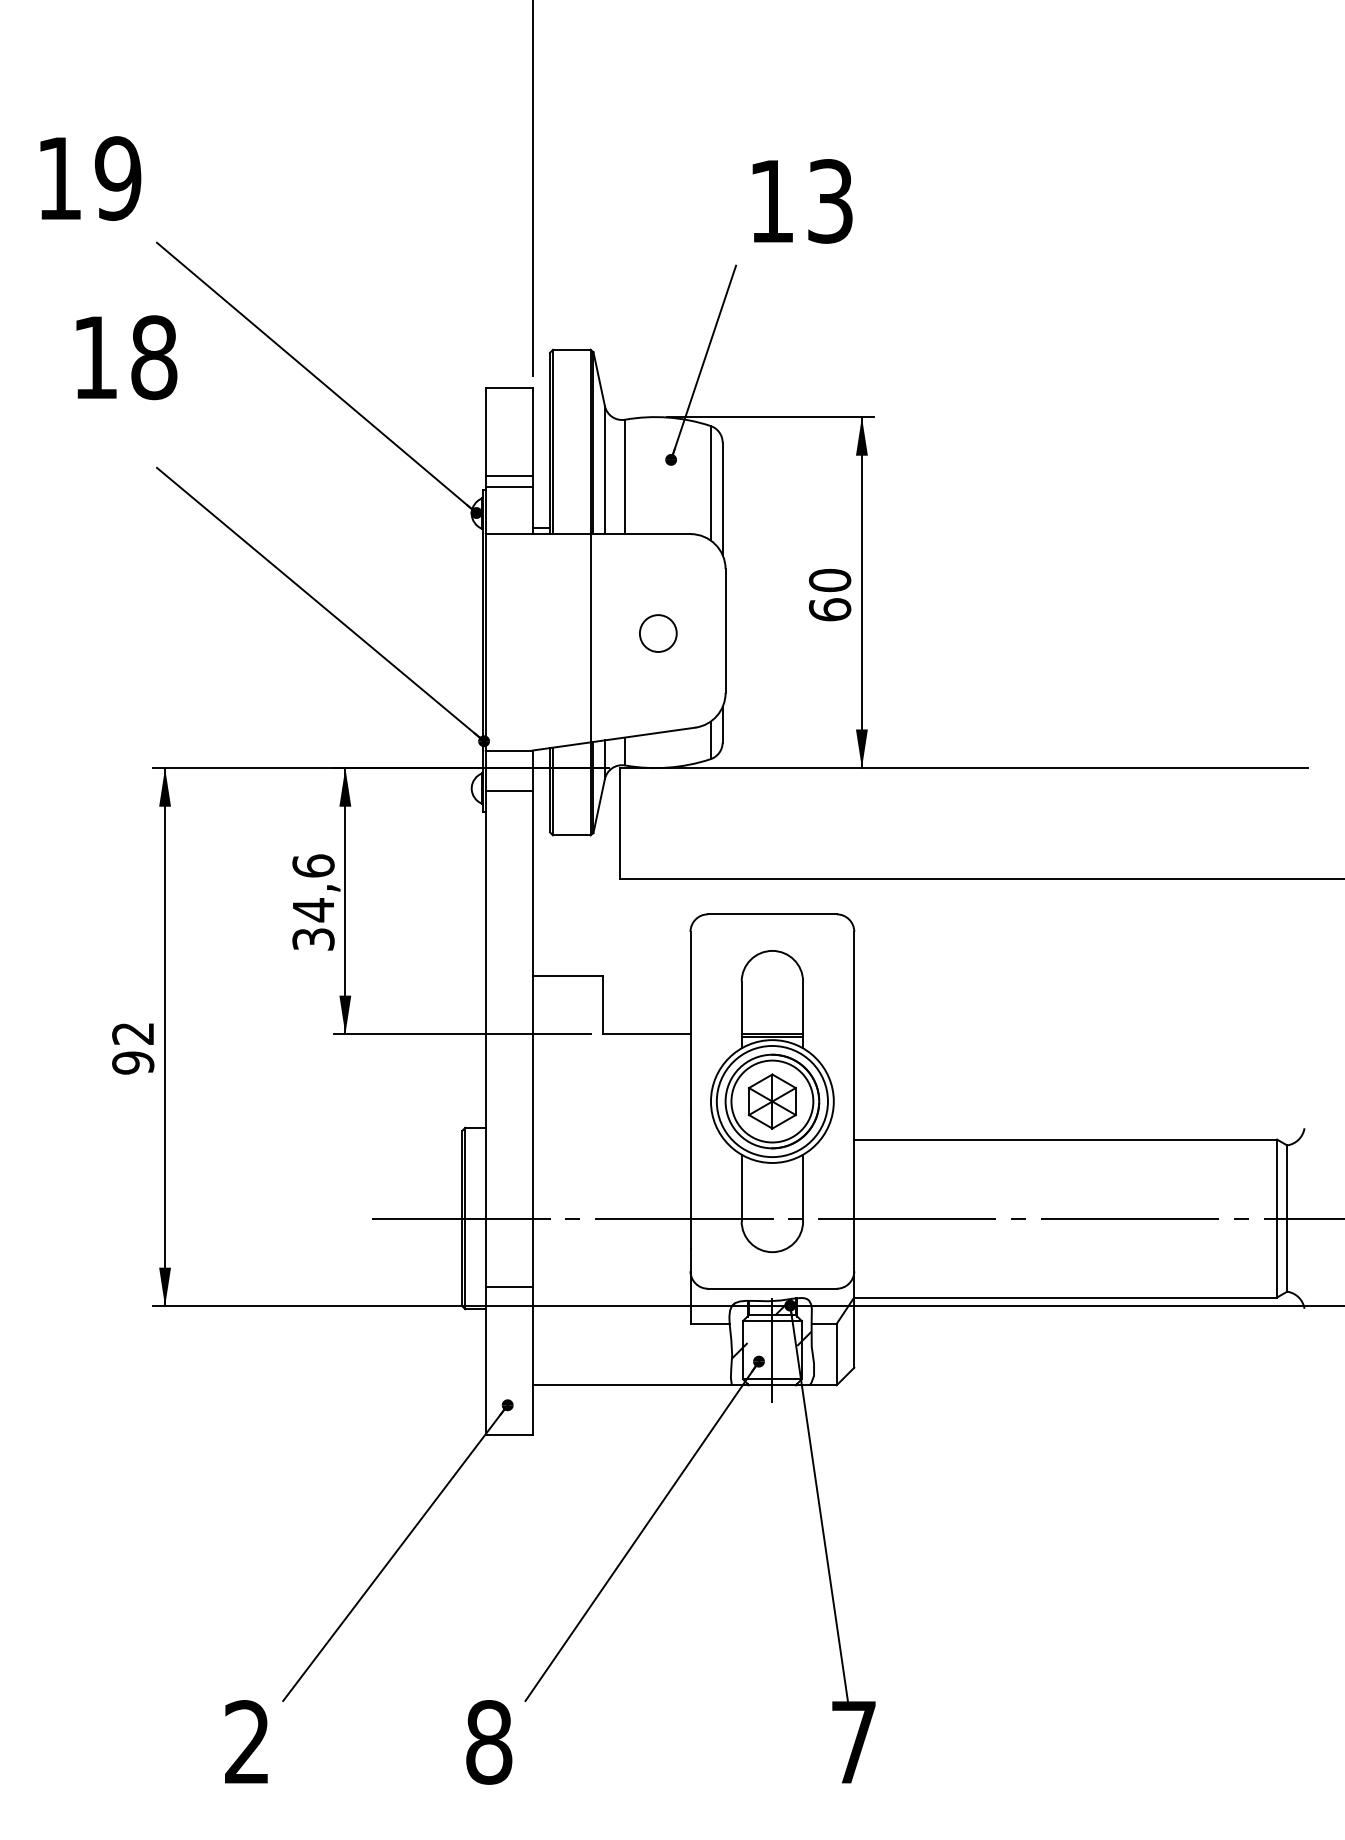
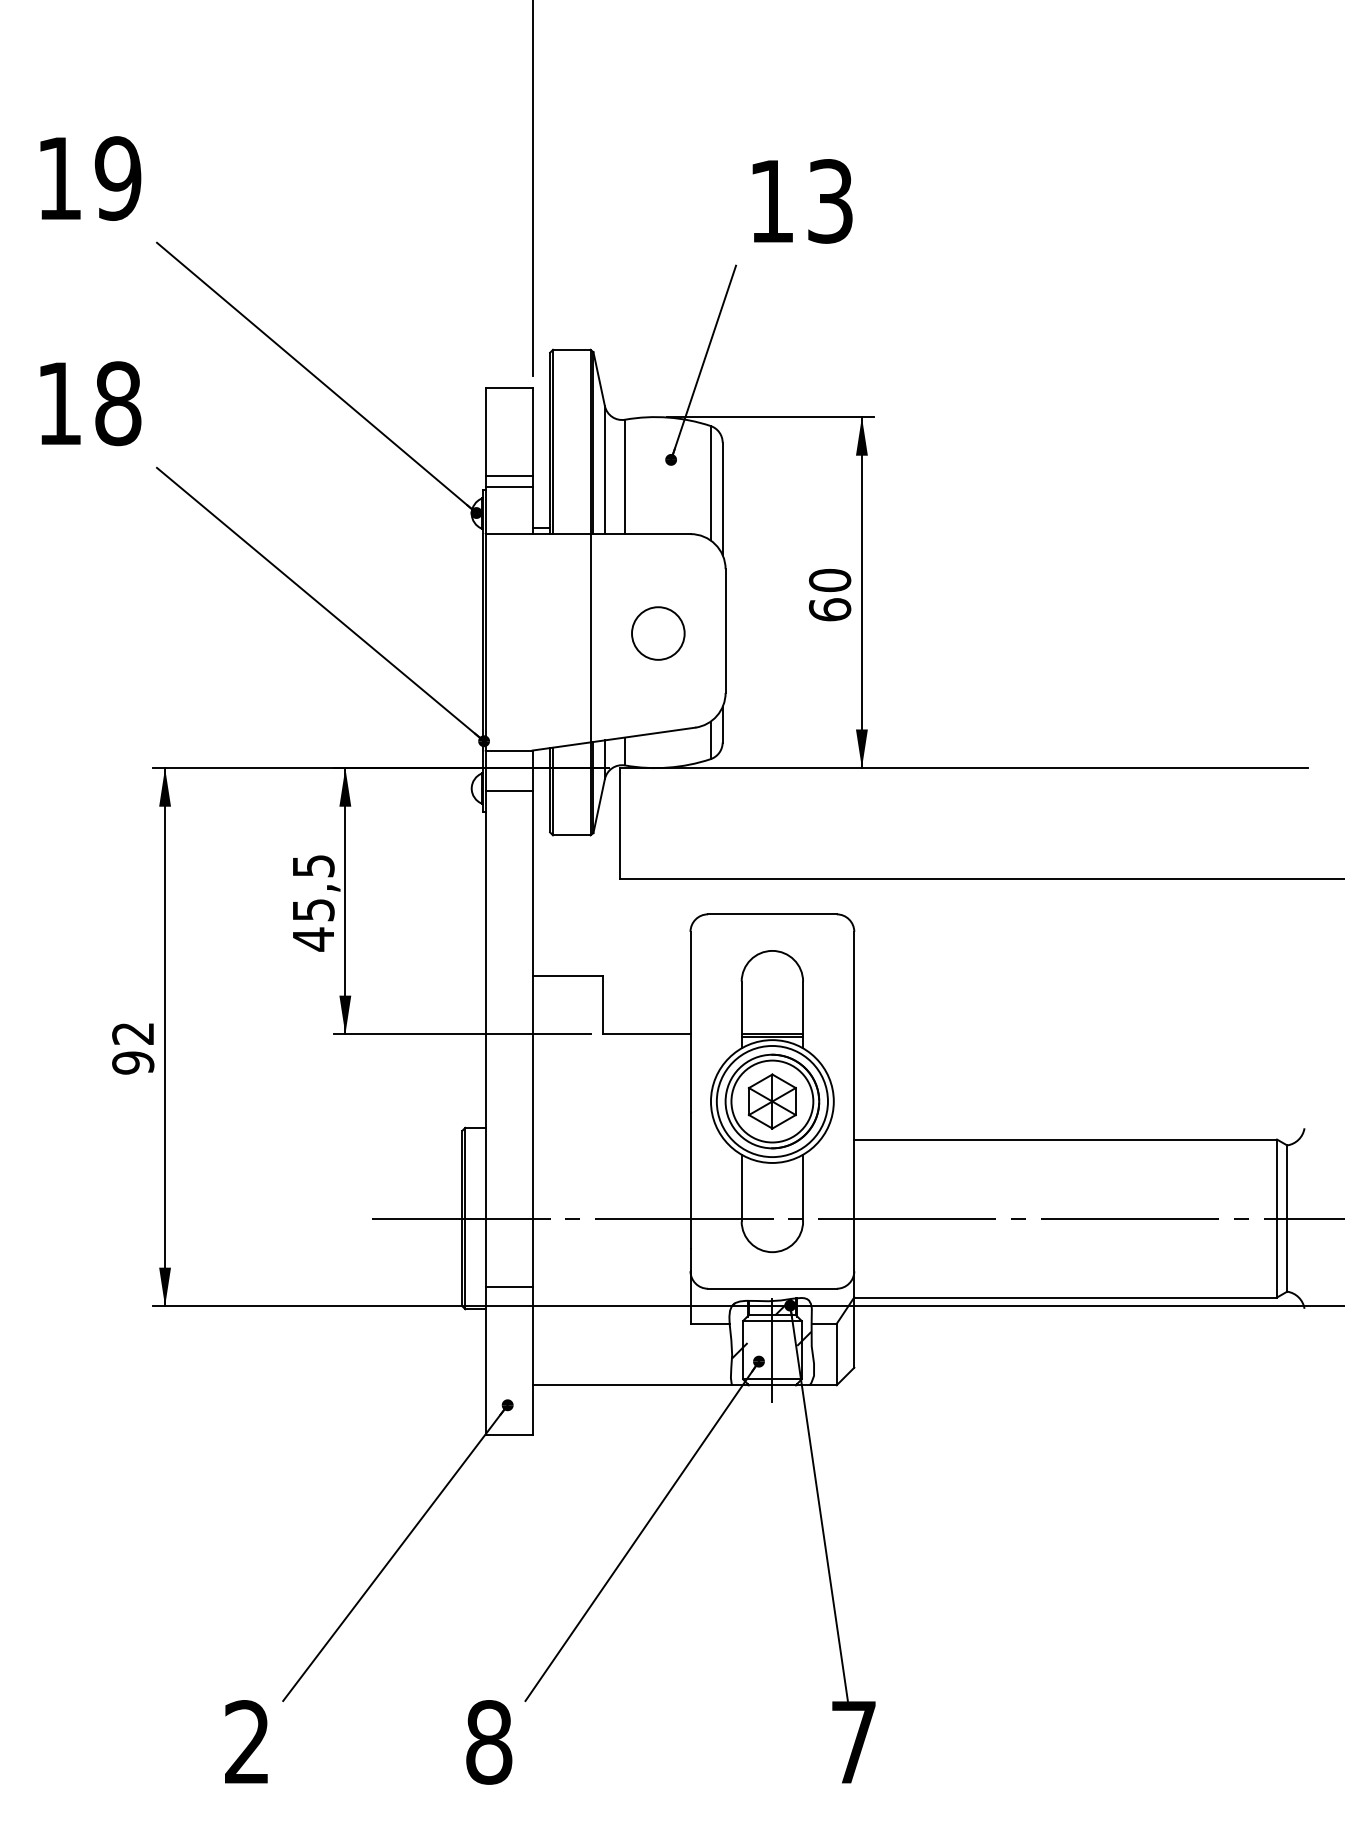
text position: (126, 357) -> (90, 403) (90, 403)
circle diameter: 37 px -> 53 px (658, 633)
text: 34,6 -> 45,5 (313, 902)
